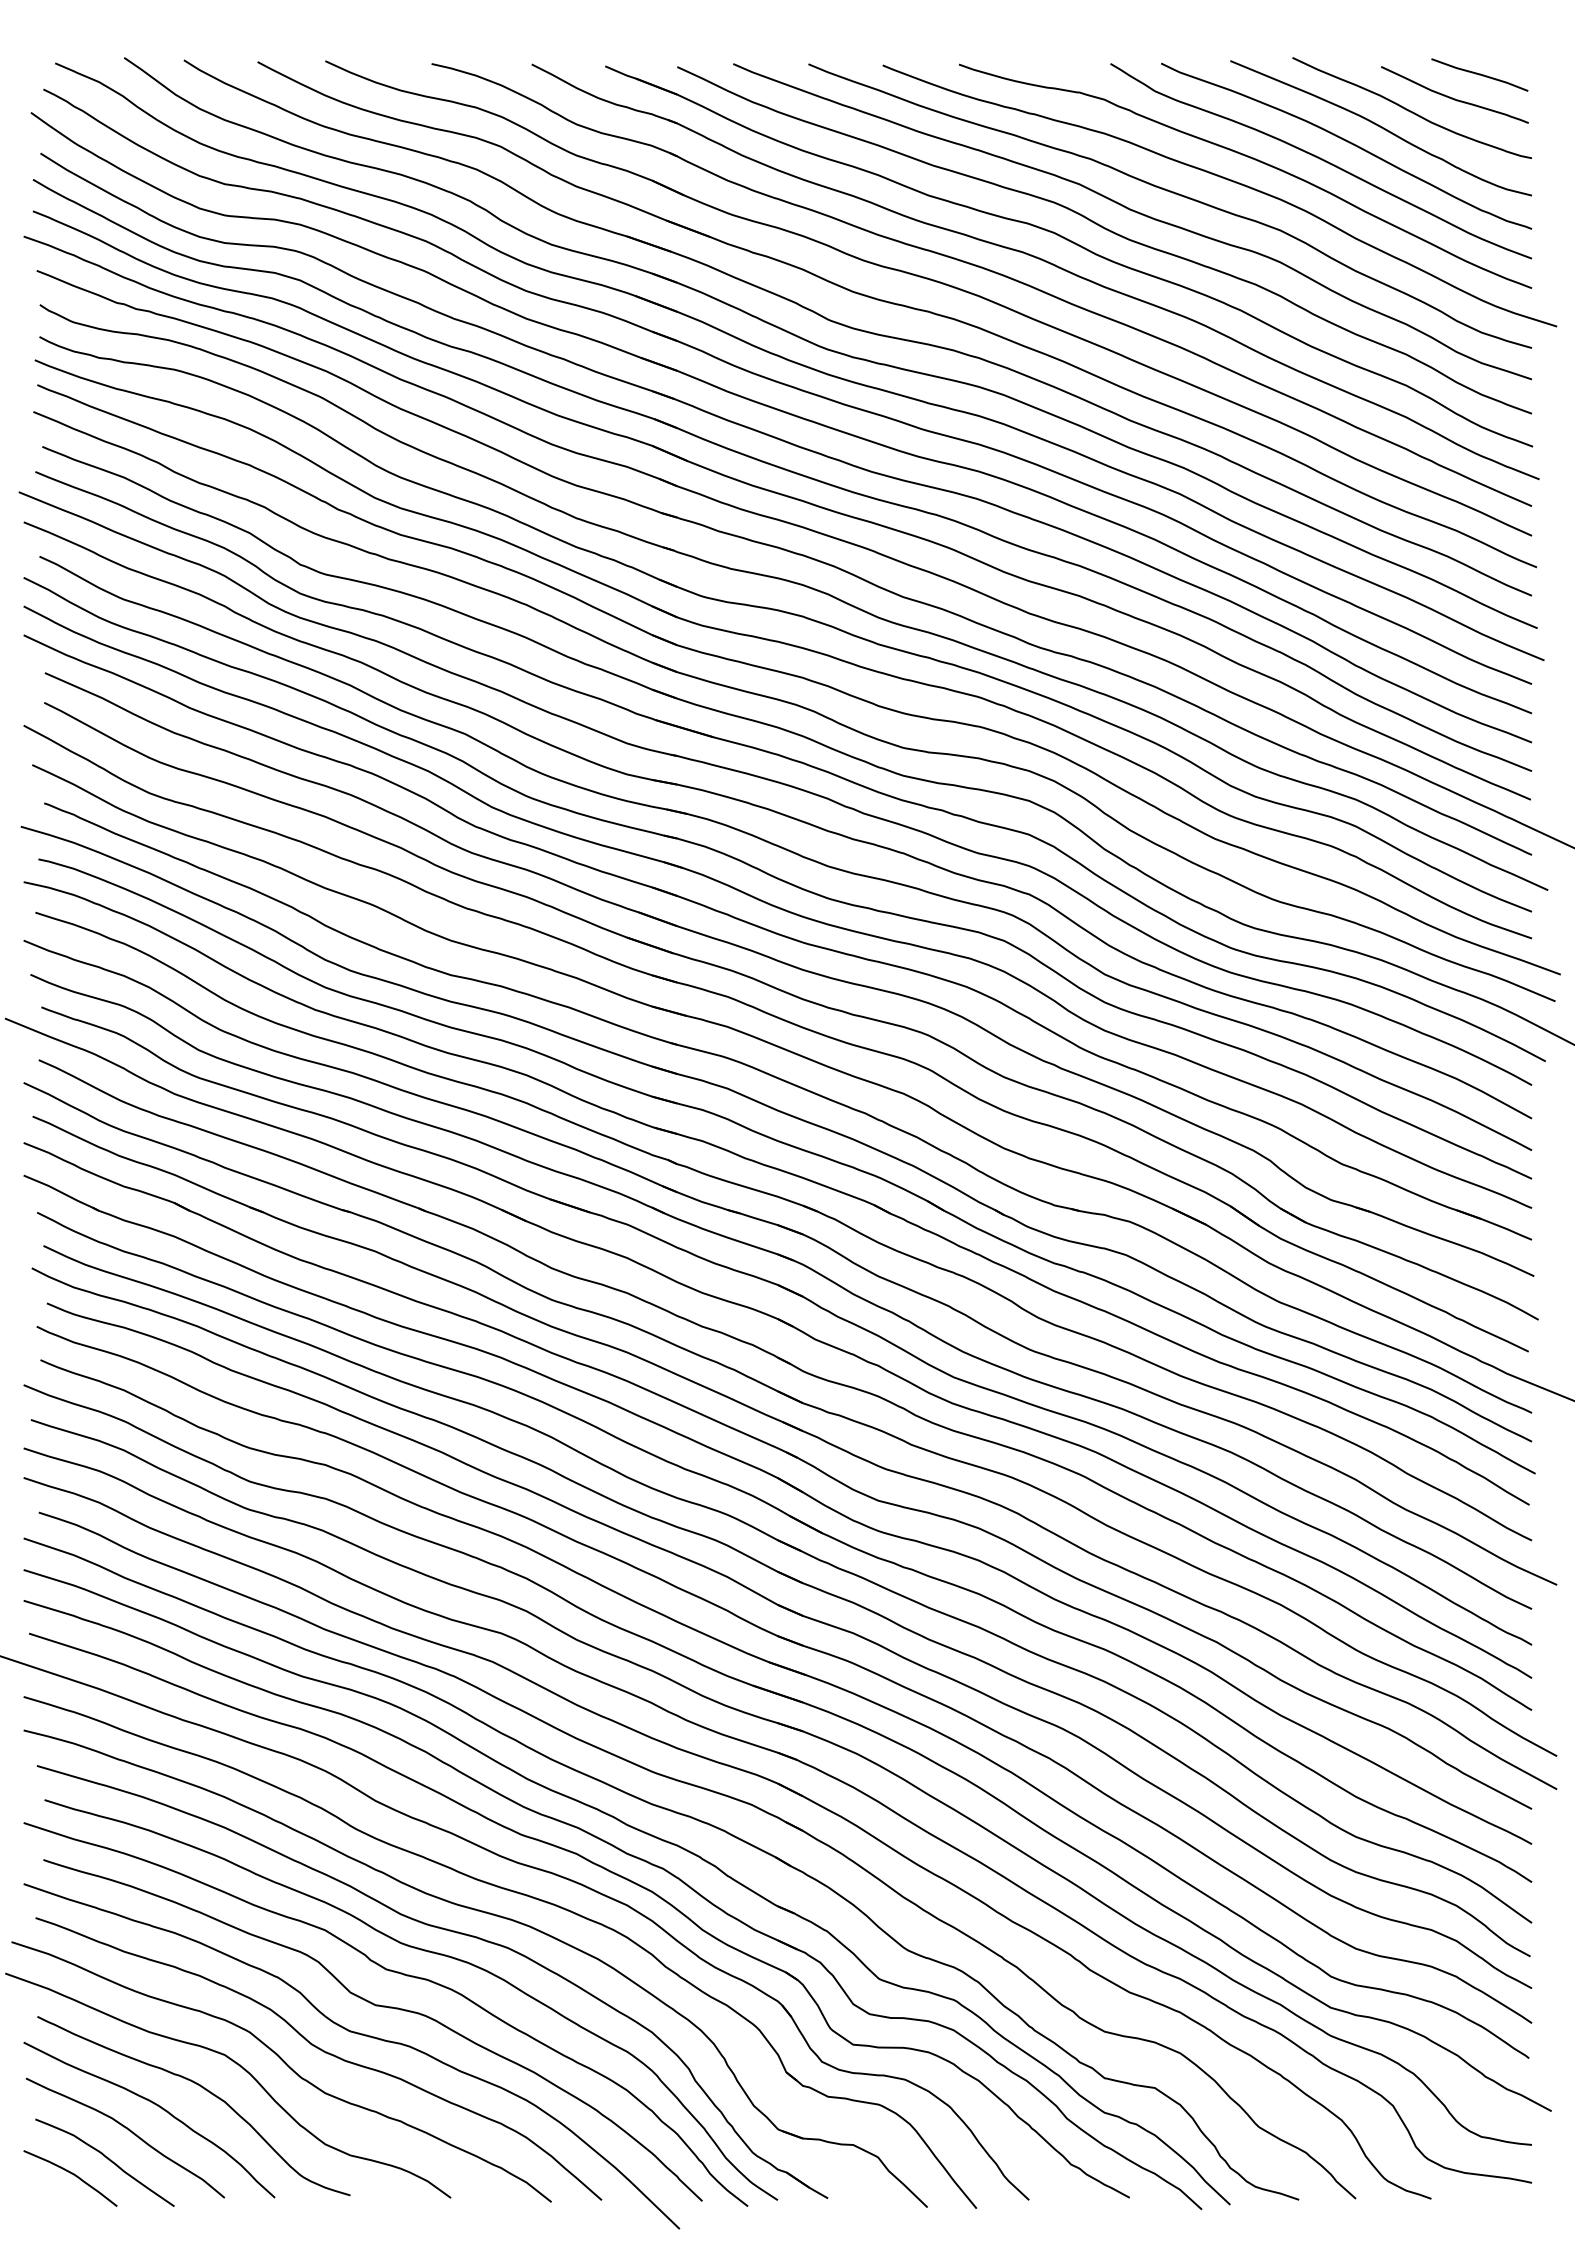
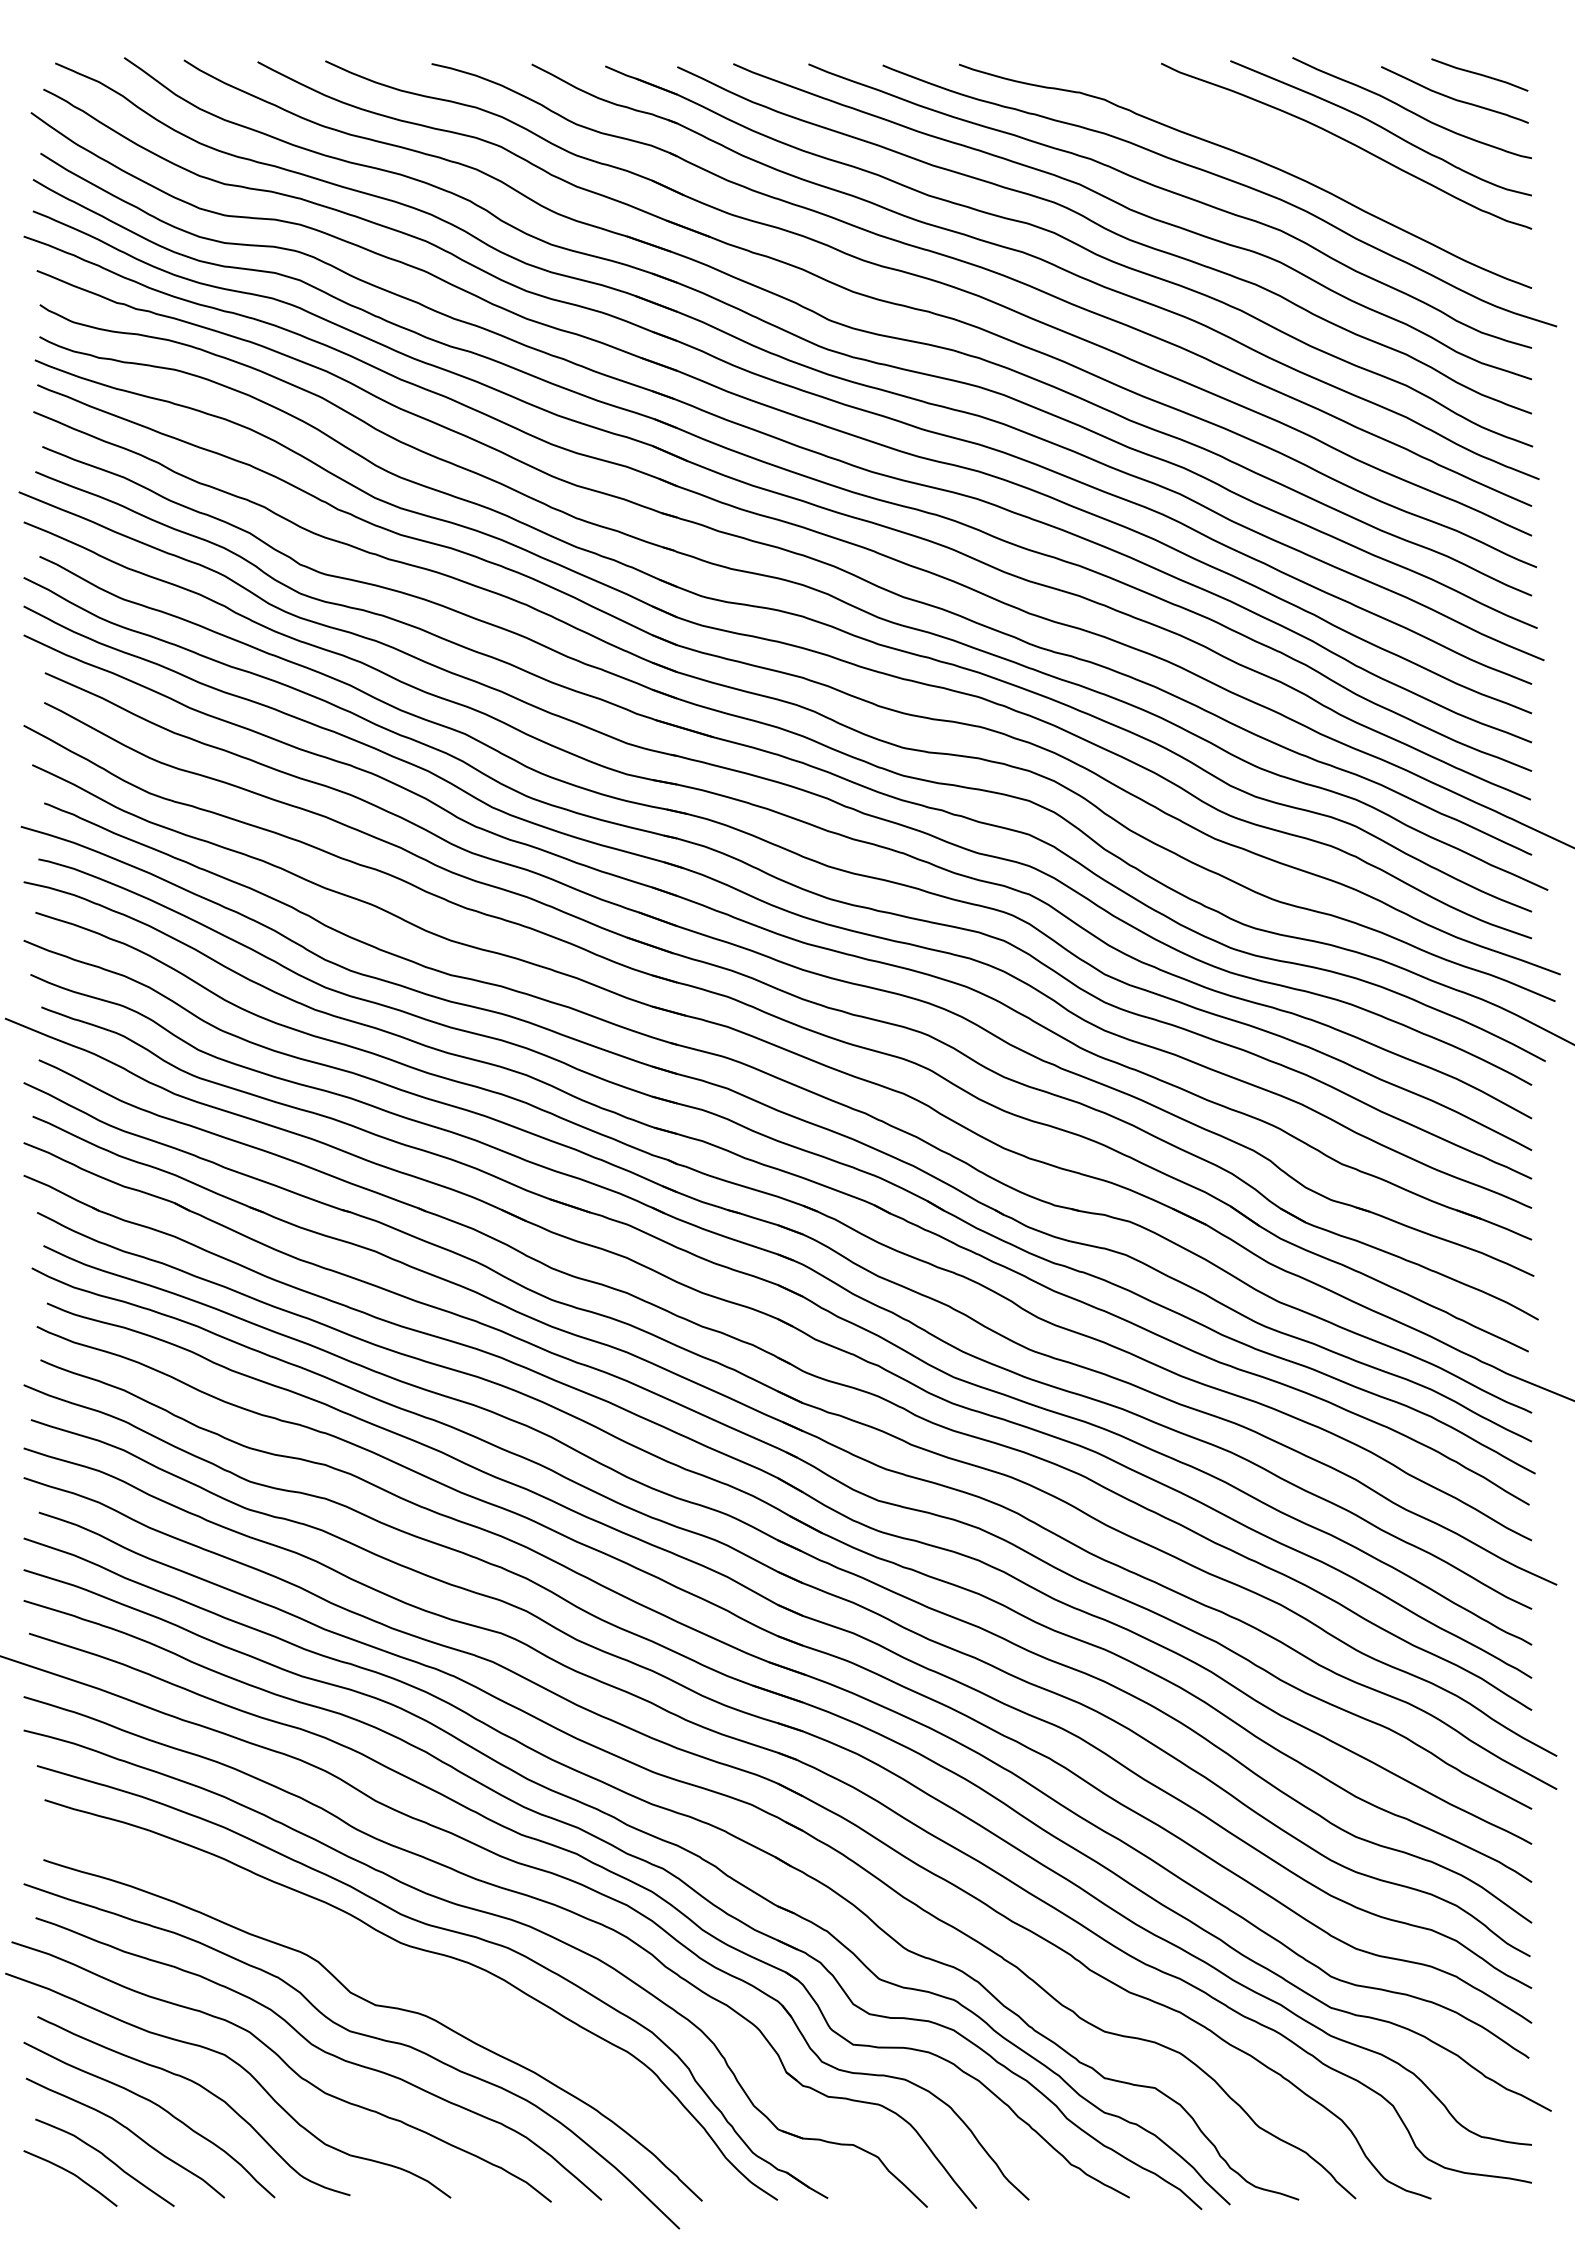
curve: present -> none (1321, 160)
curve: present -> none (397, 1973)
